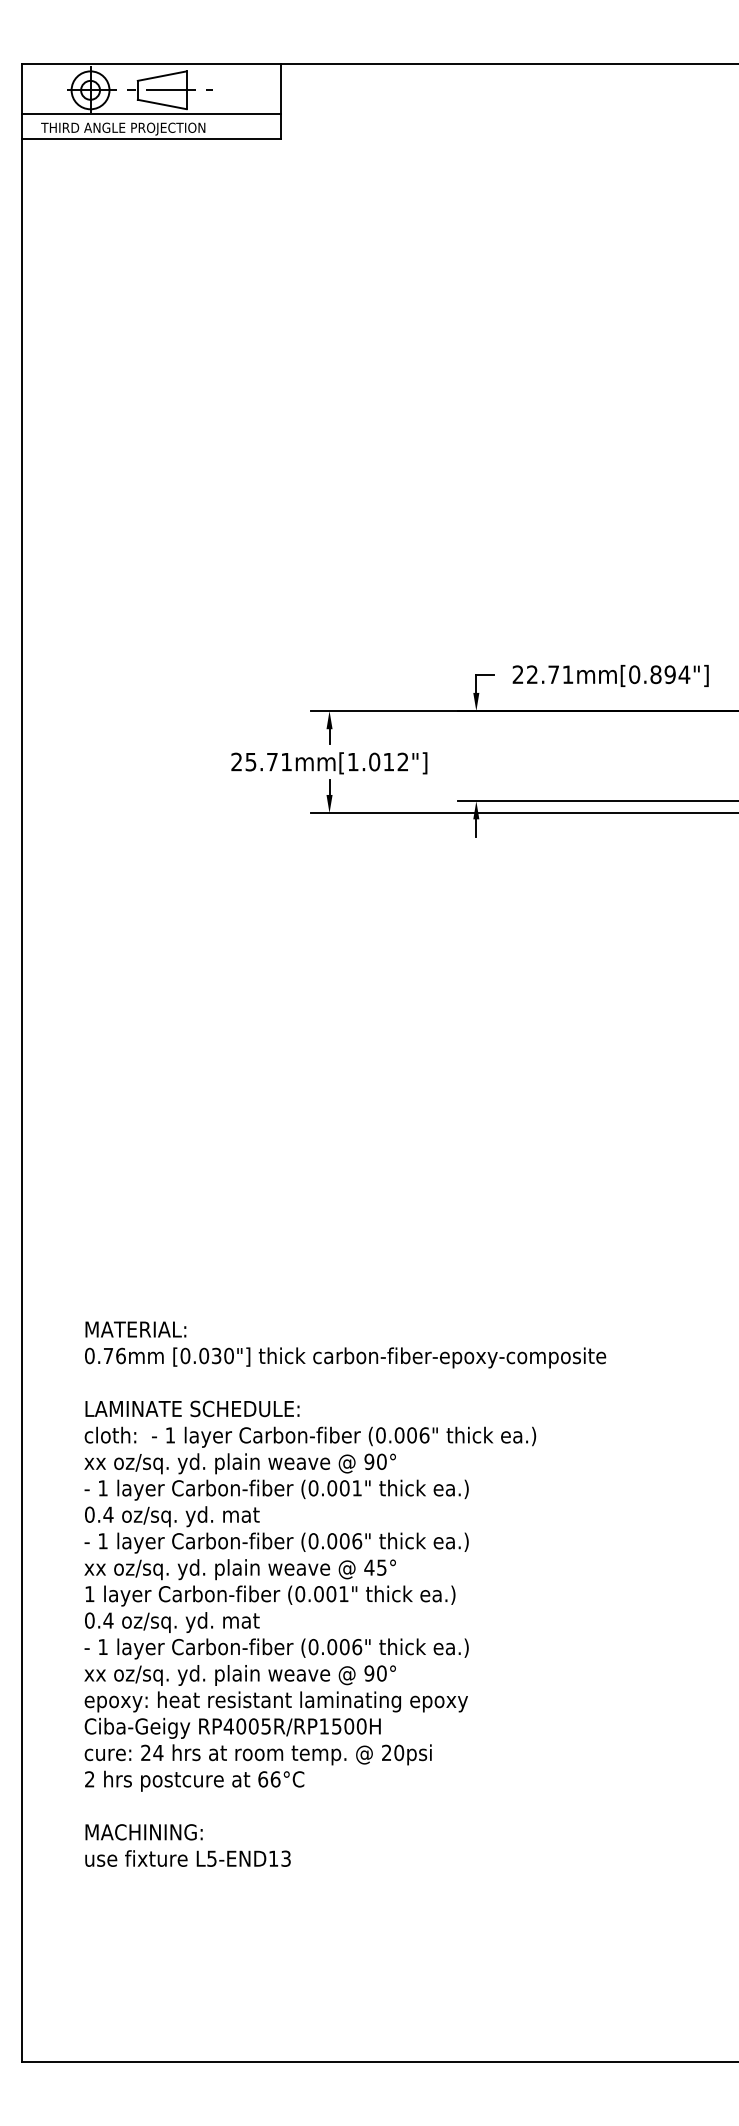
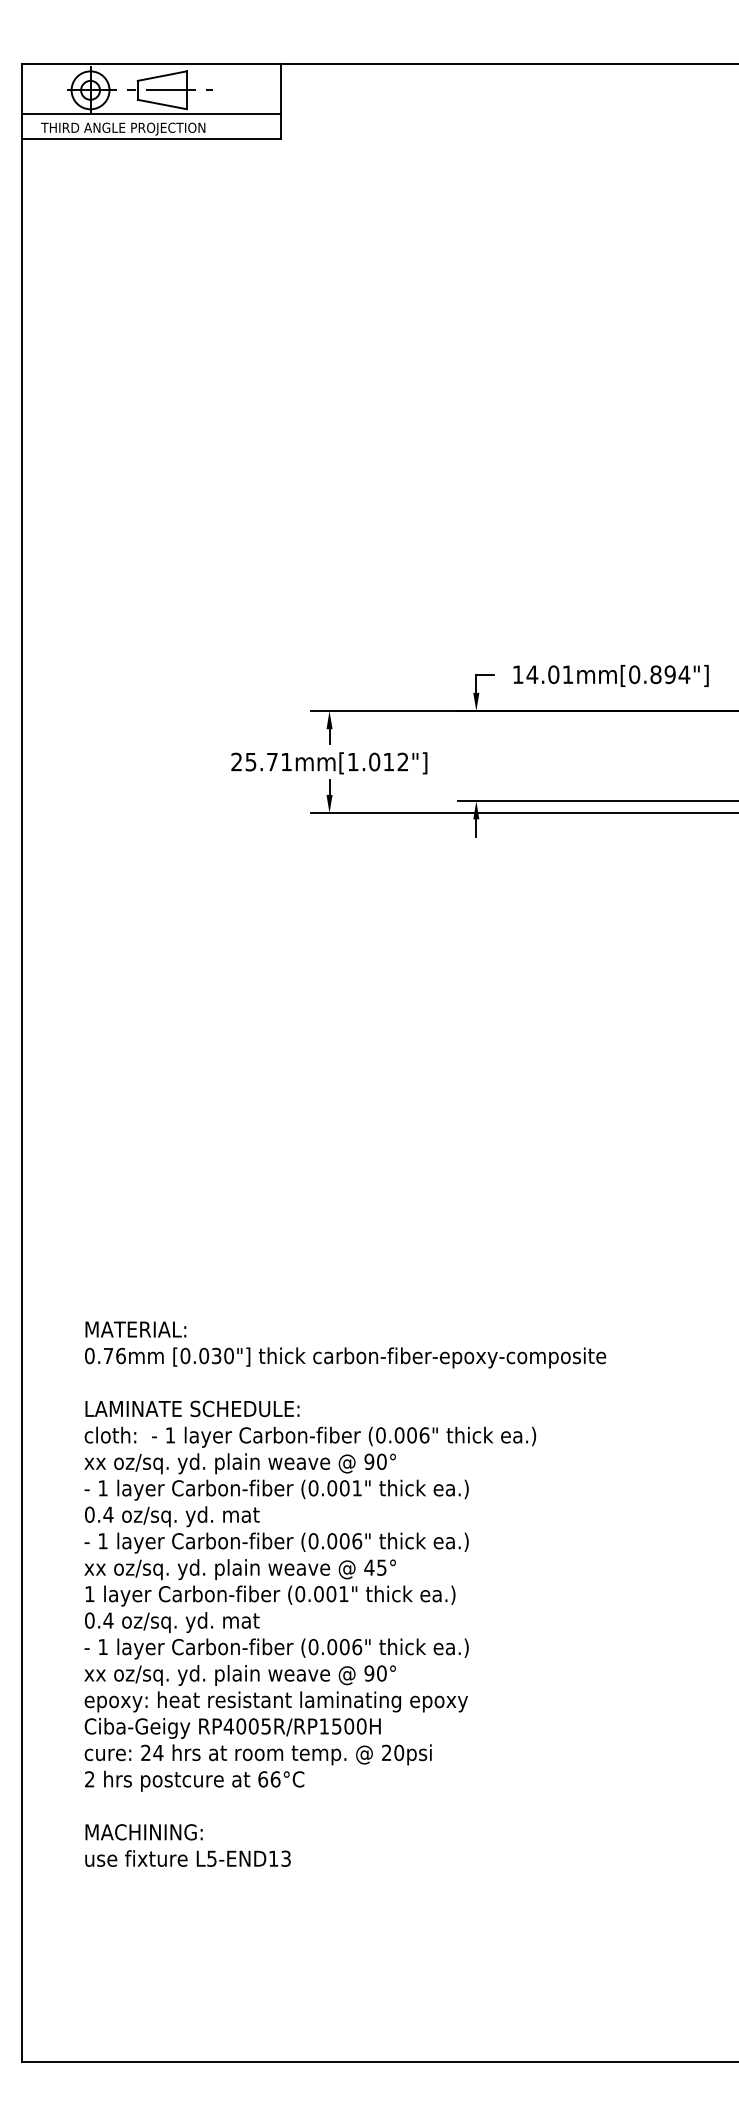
text: 22.71mm[0.894"] -> 14.01mm[0.894"] (535, 674)
